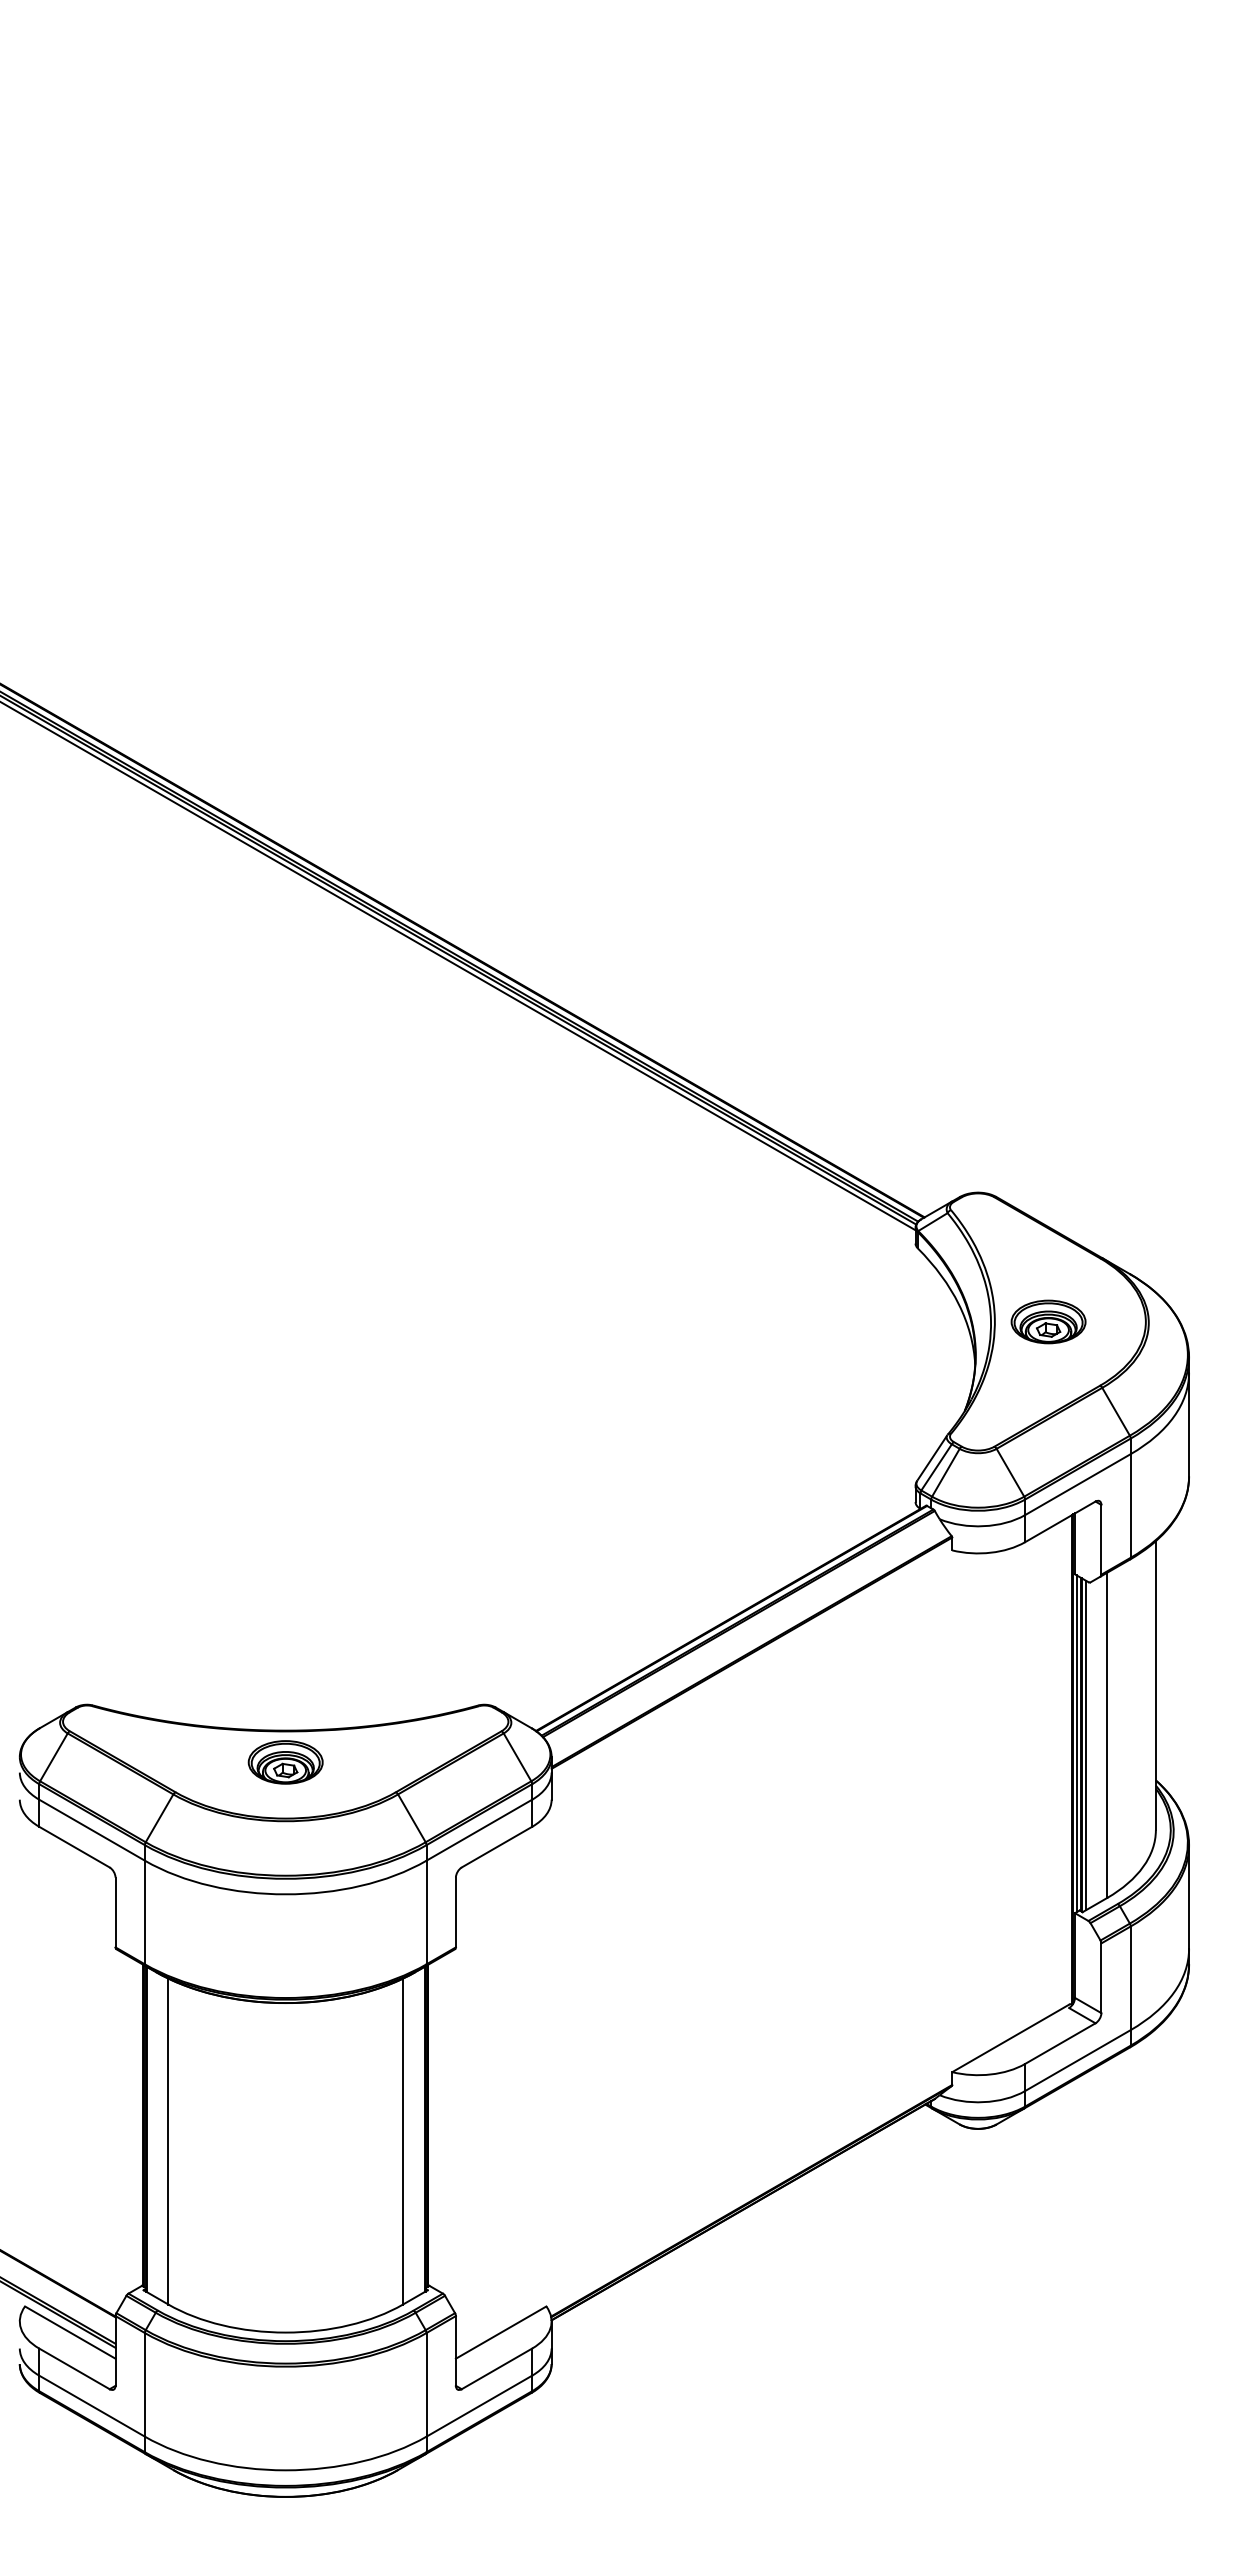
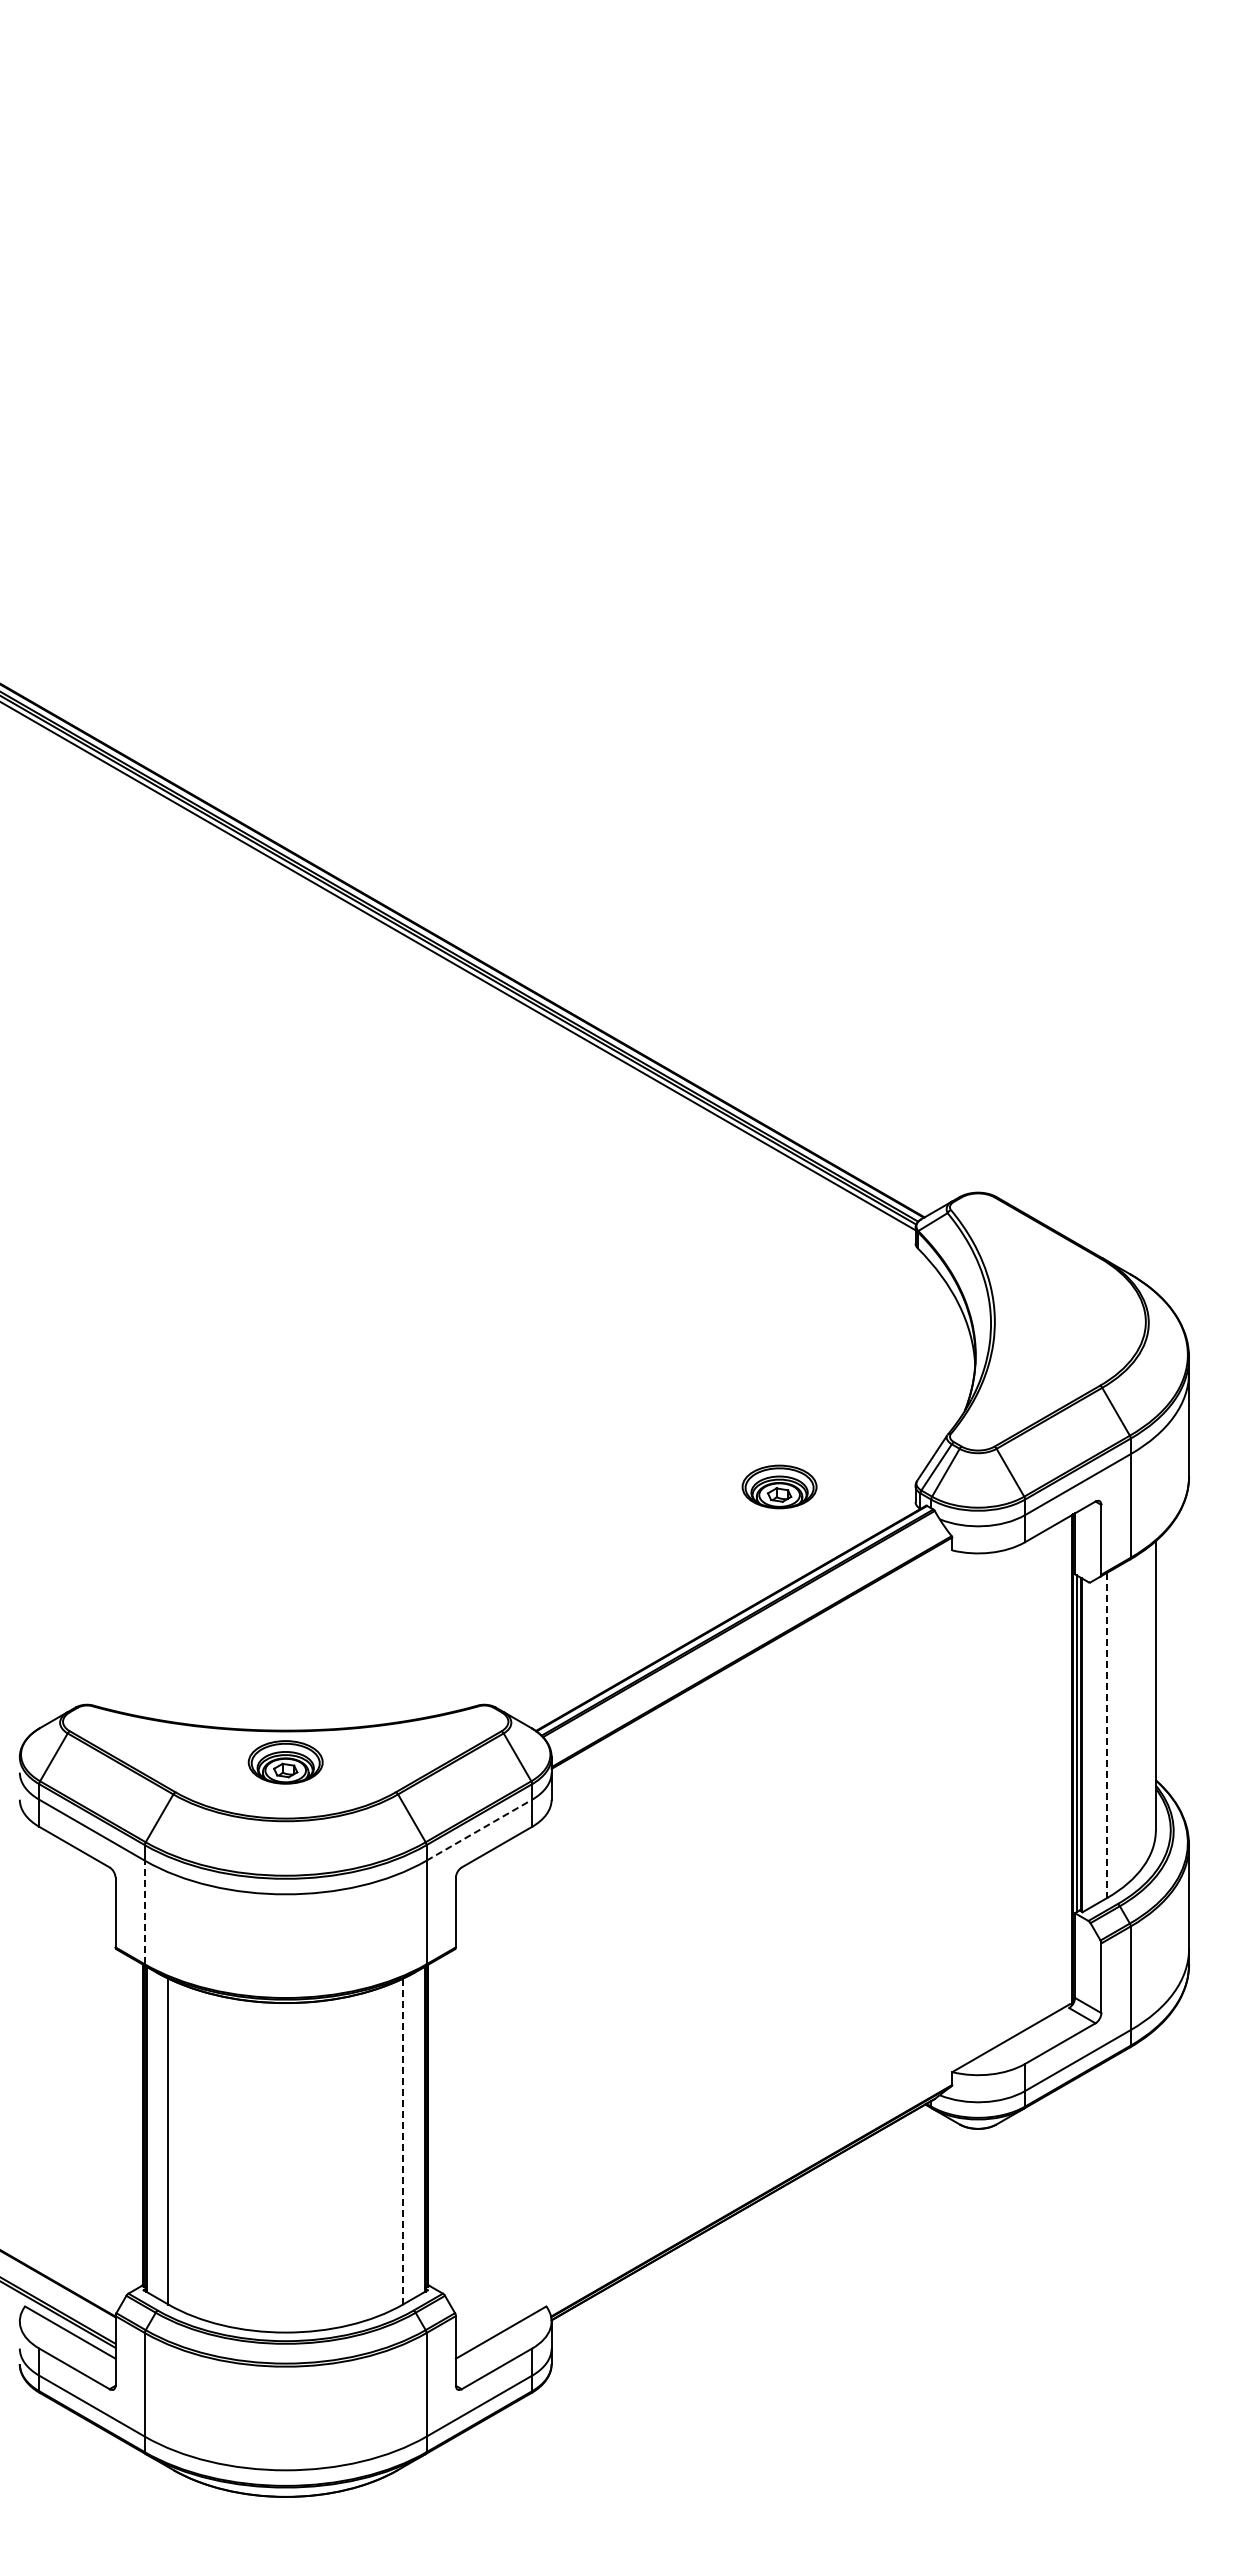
part position: (1048, 1321) -> (779, 1486) (779, 1486)
line: solid -> dashed (1107, 1735)
line: present -> none (1085, 1745)
line: solid -> dashed (479, 1830)
line: solid -> dashed (144, 1912)
line: solid -> dashed (403, 2141)
